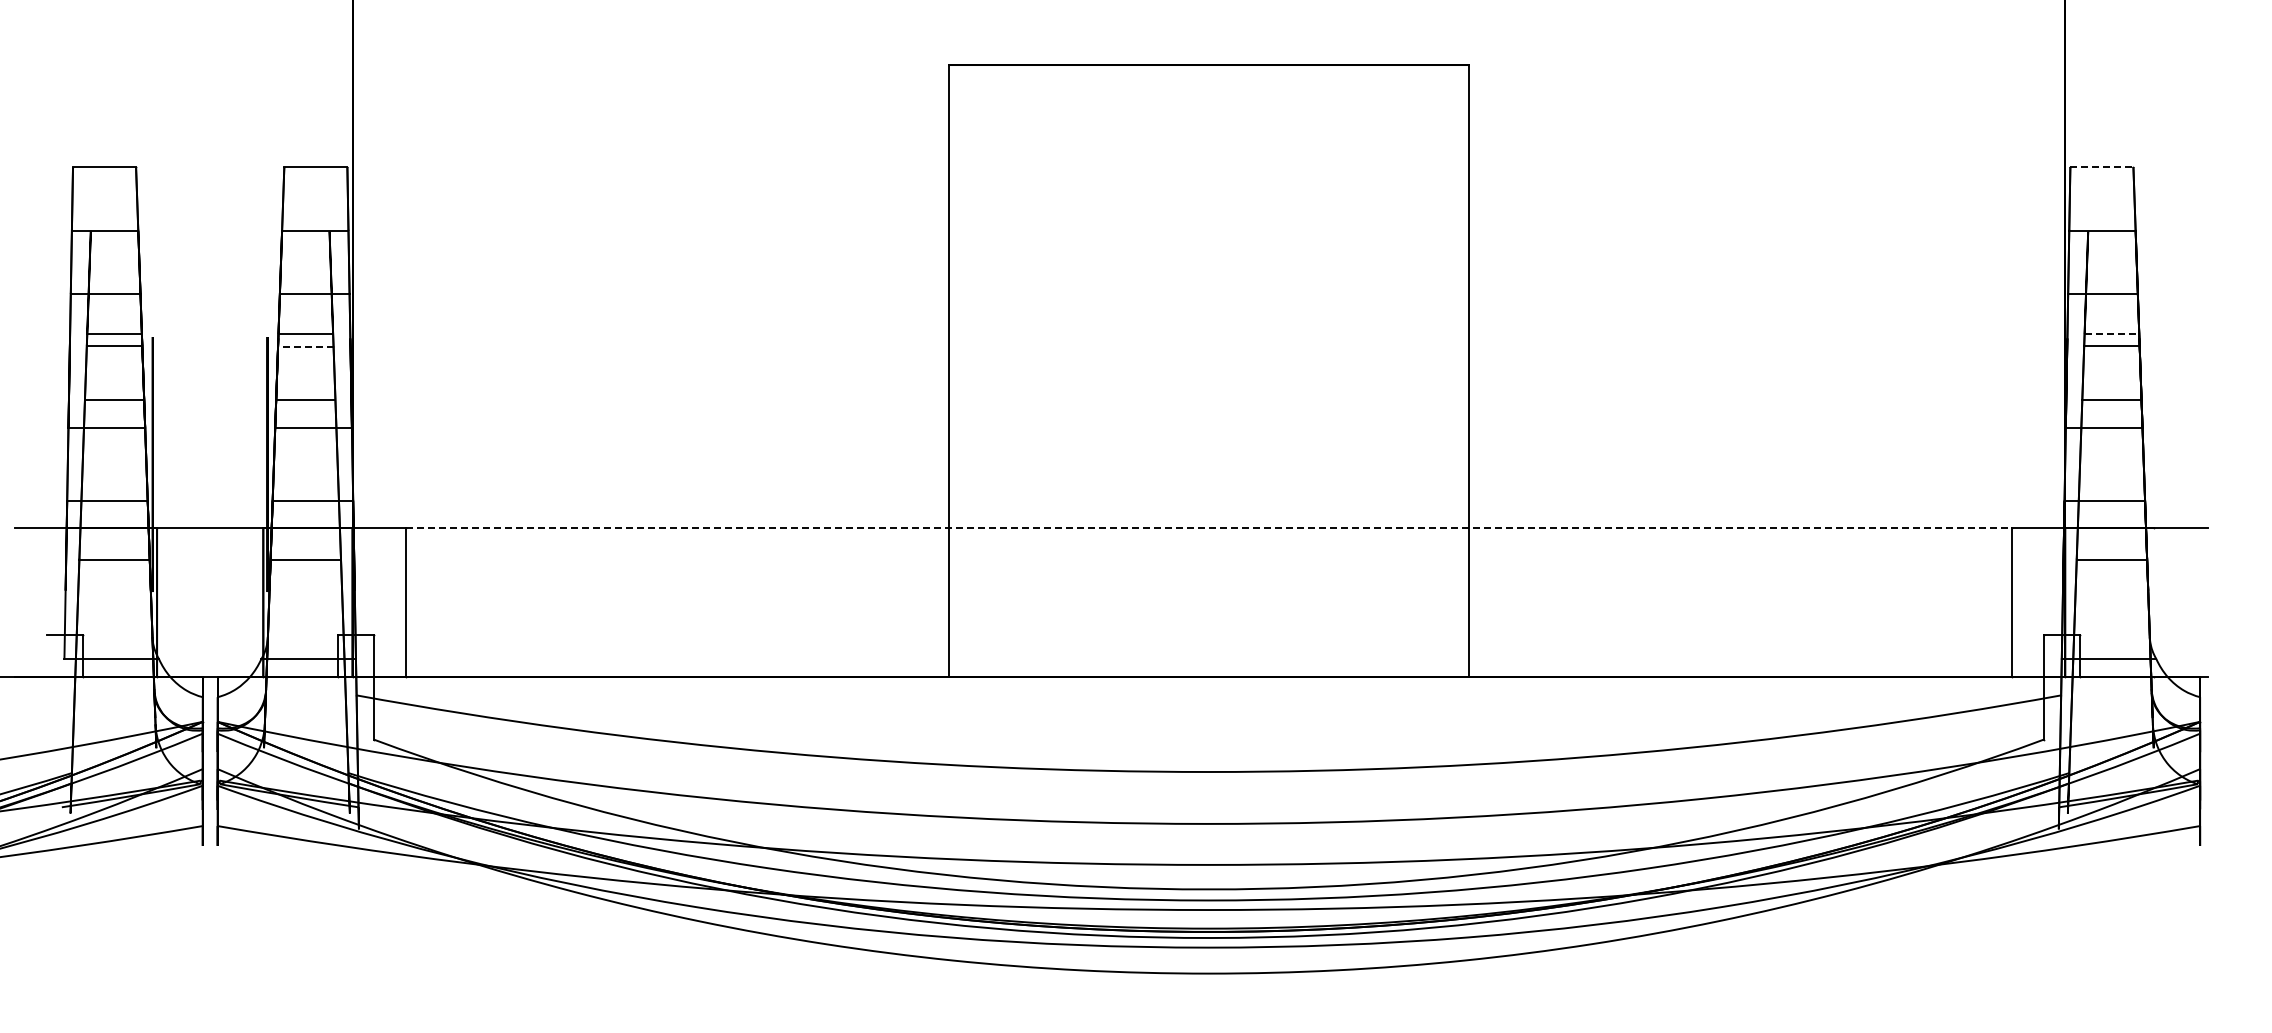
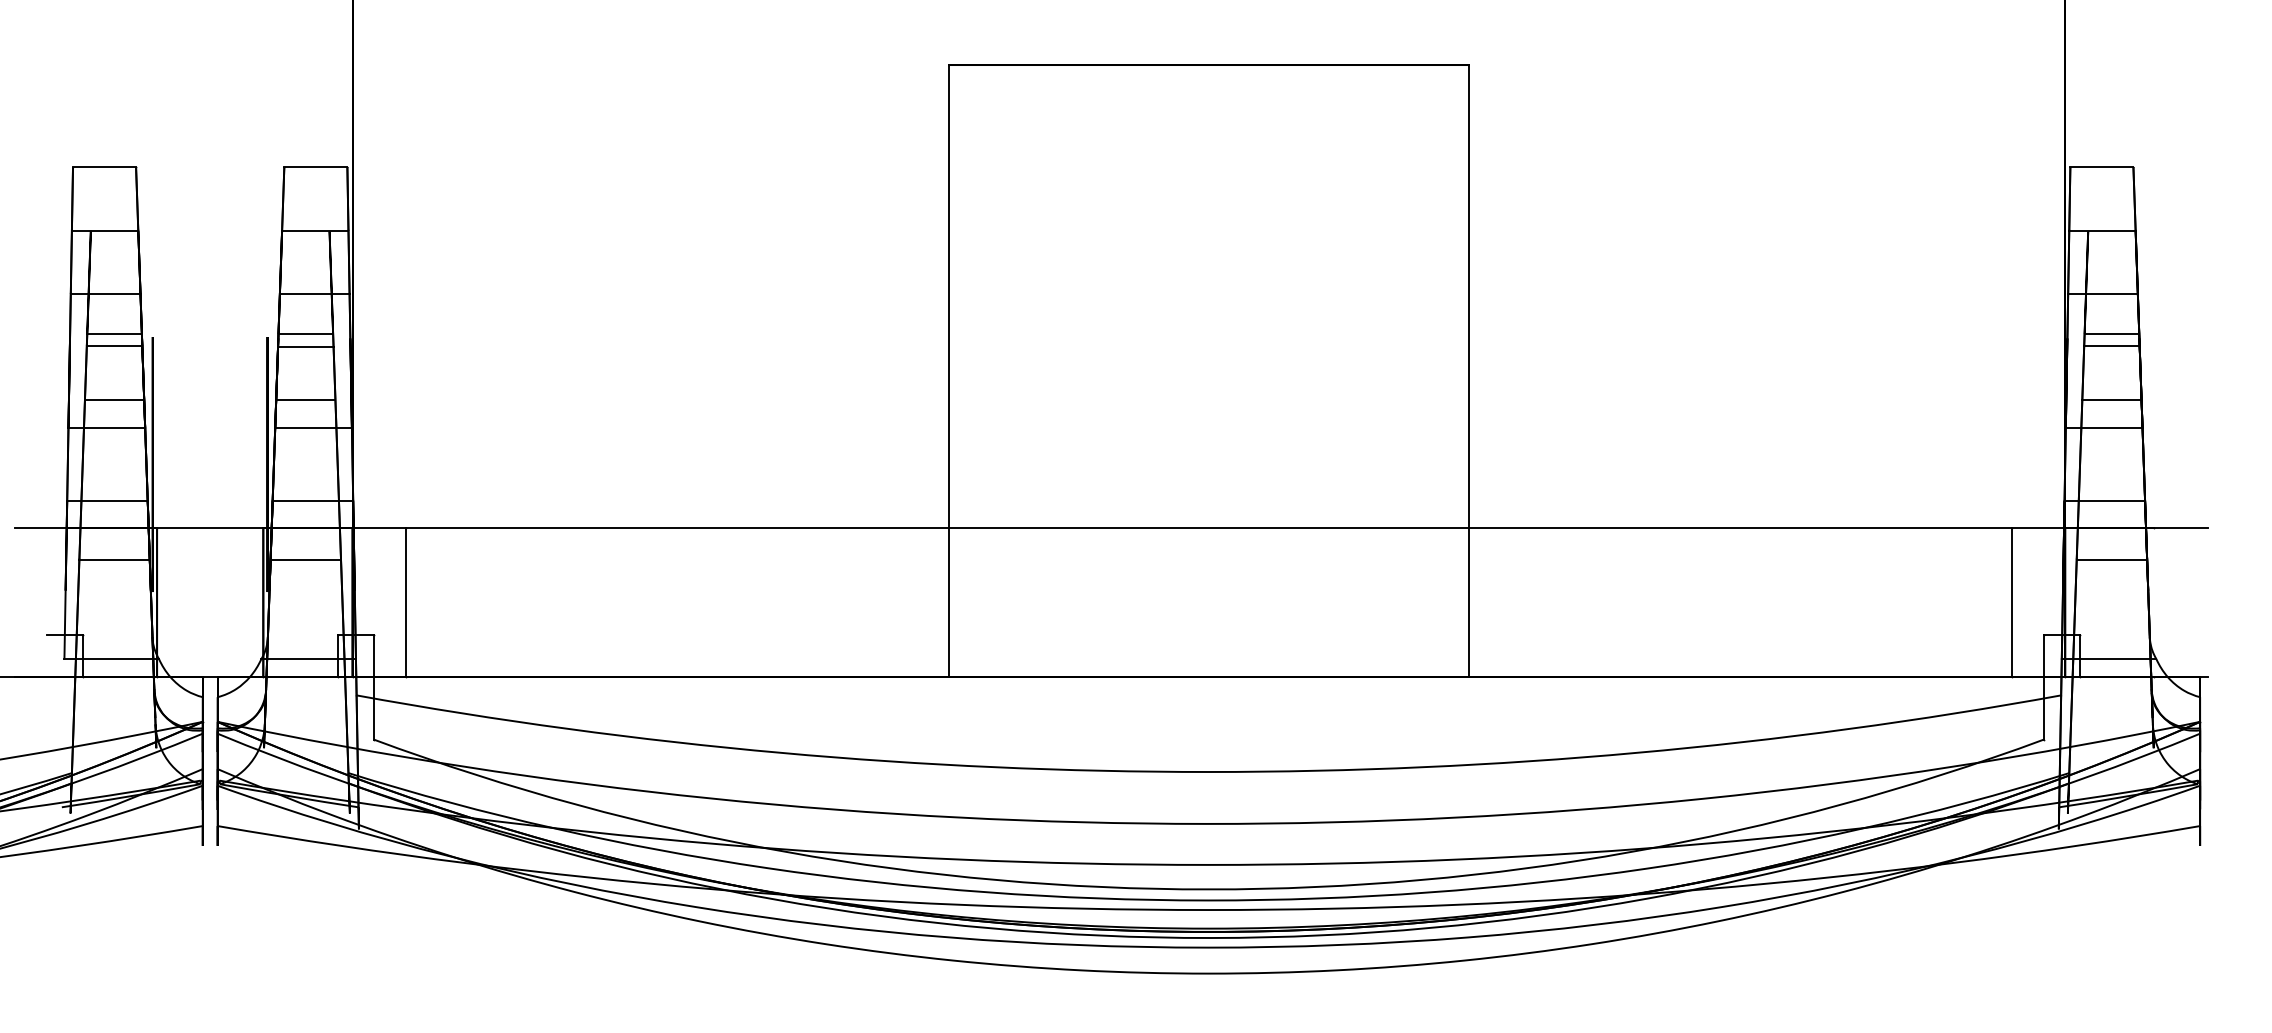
line: dashed -> solid (2101, 167)
line: dashed -> solid (2112, 334)
line: dashed -> solid (305, 347)
line: dashed -> solid (1209, 528)
